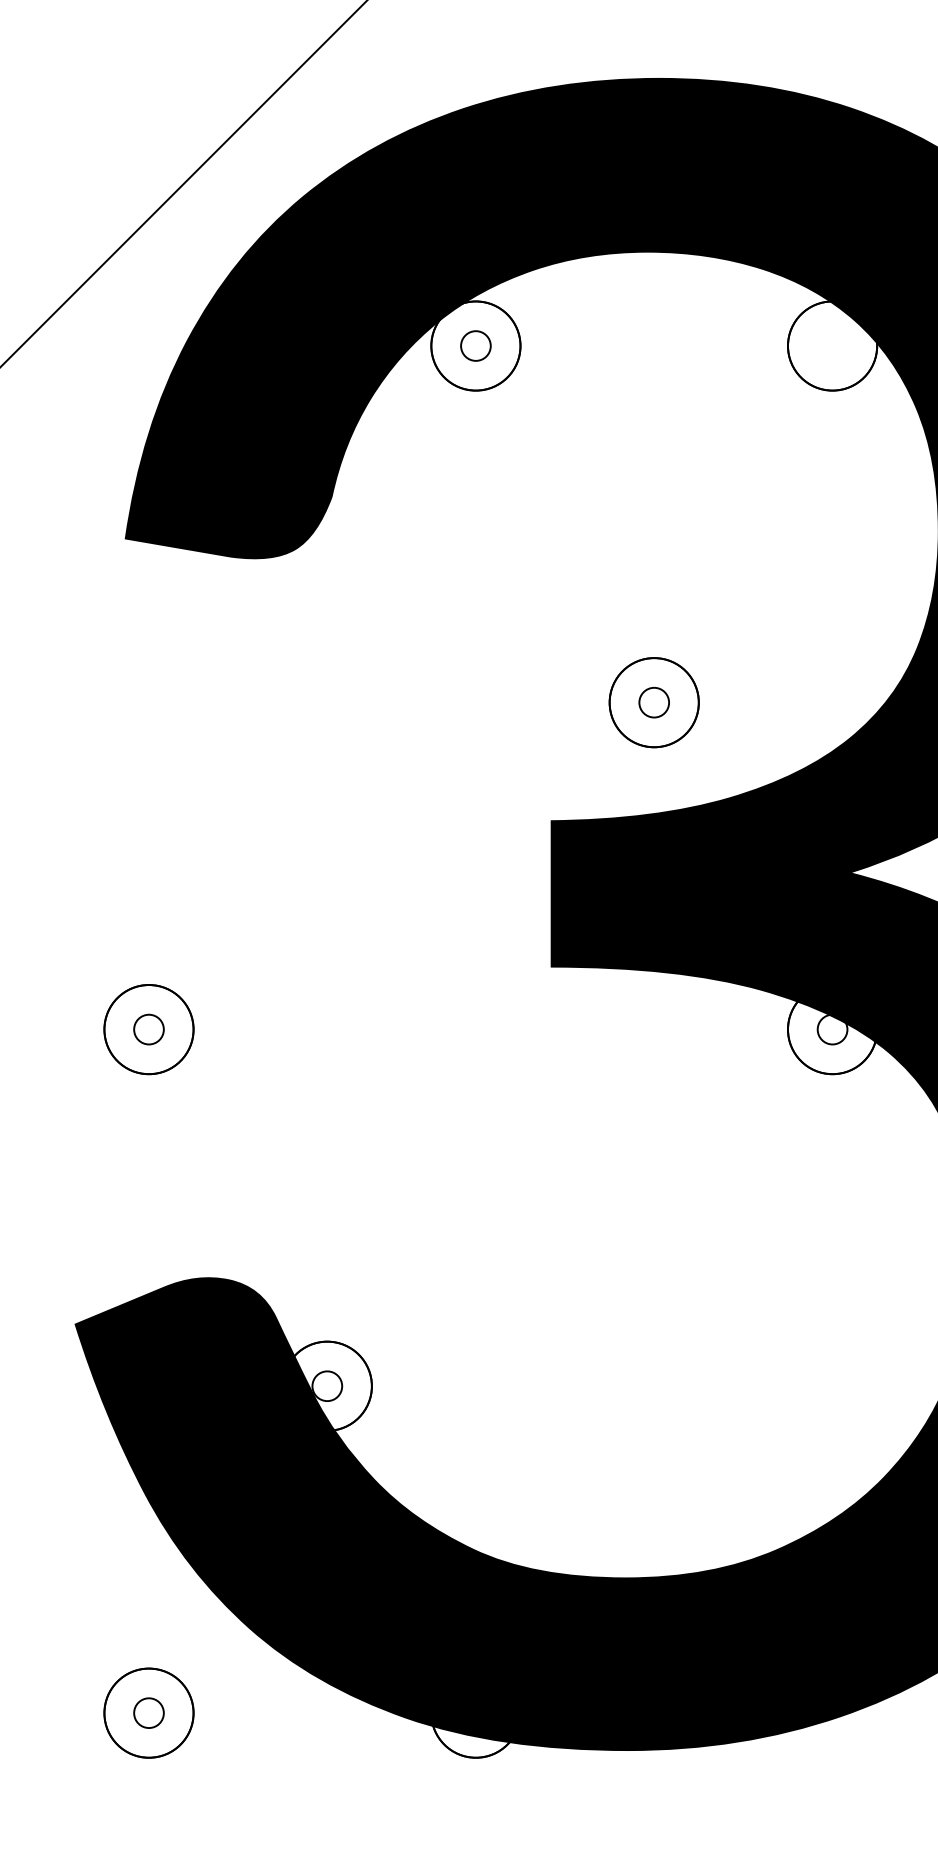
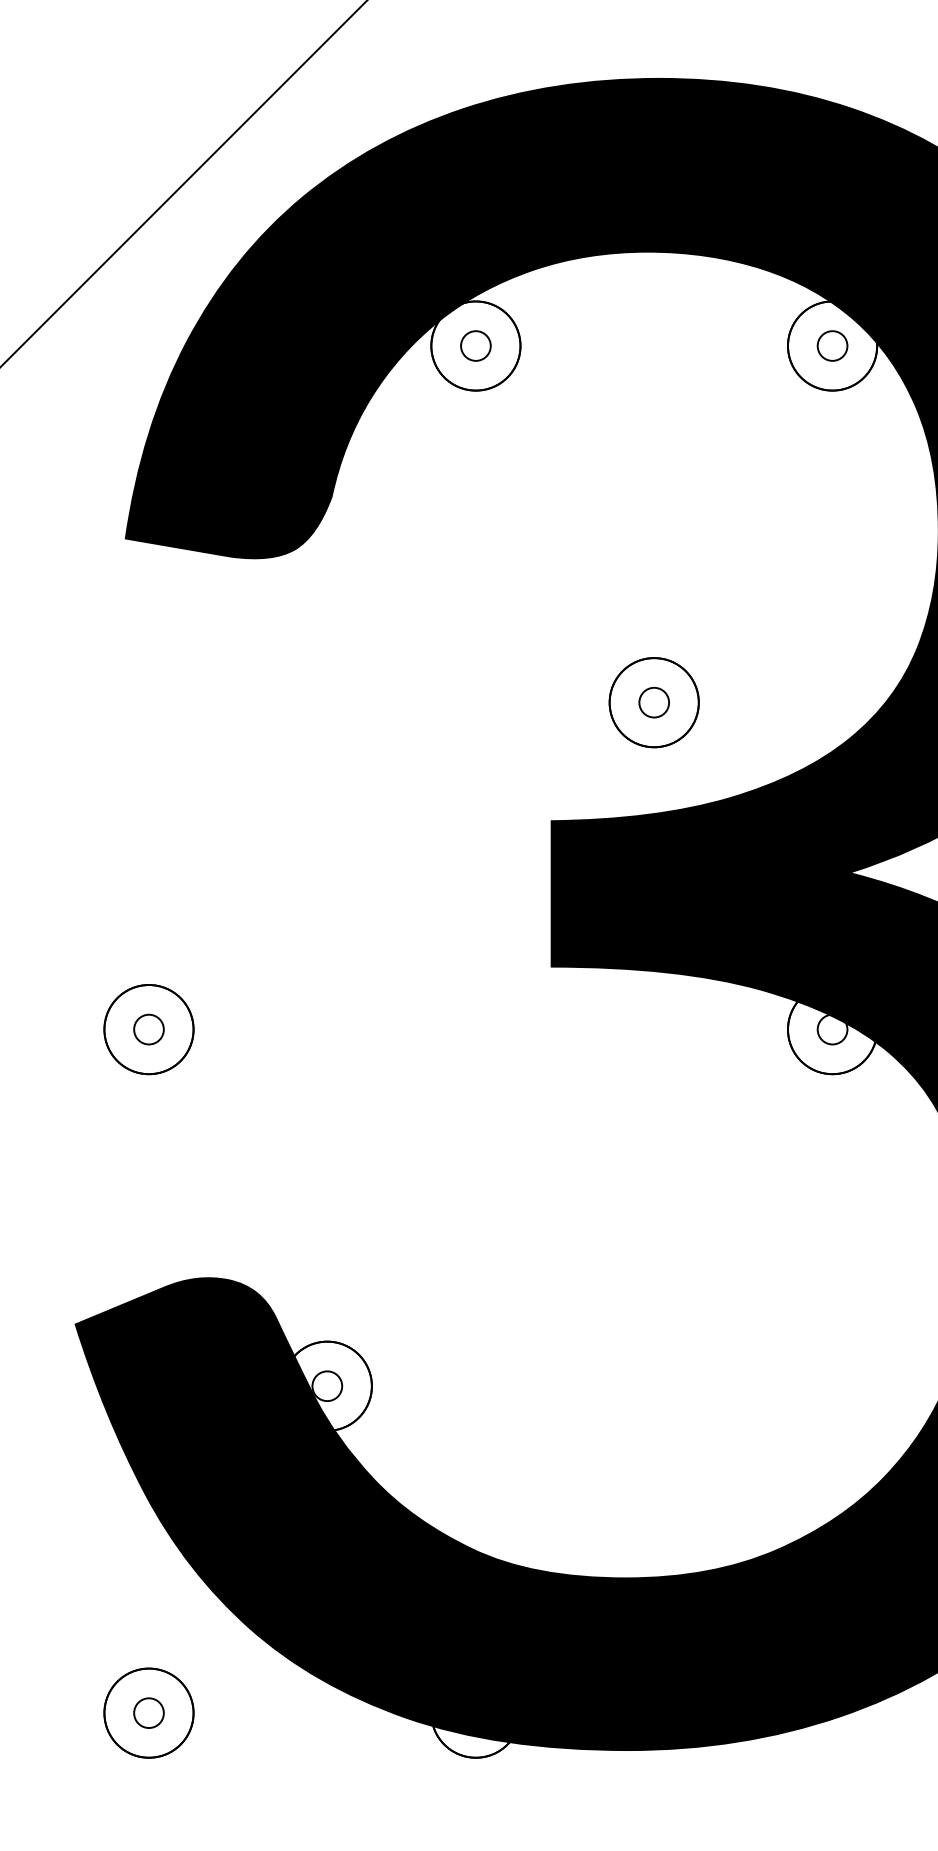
part: none -> present (832, 345)
